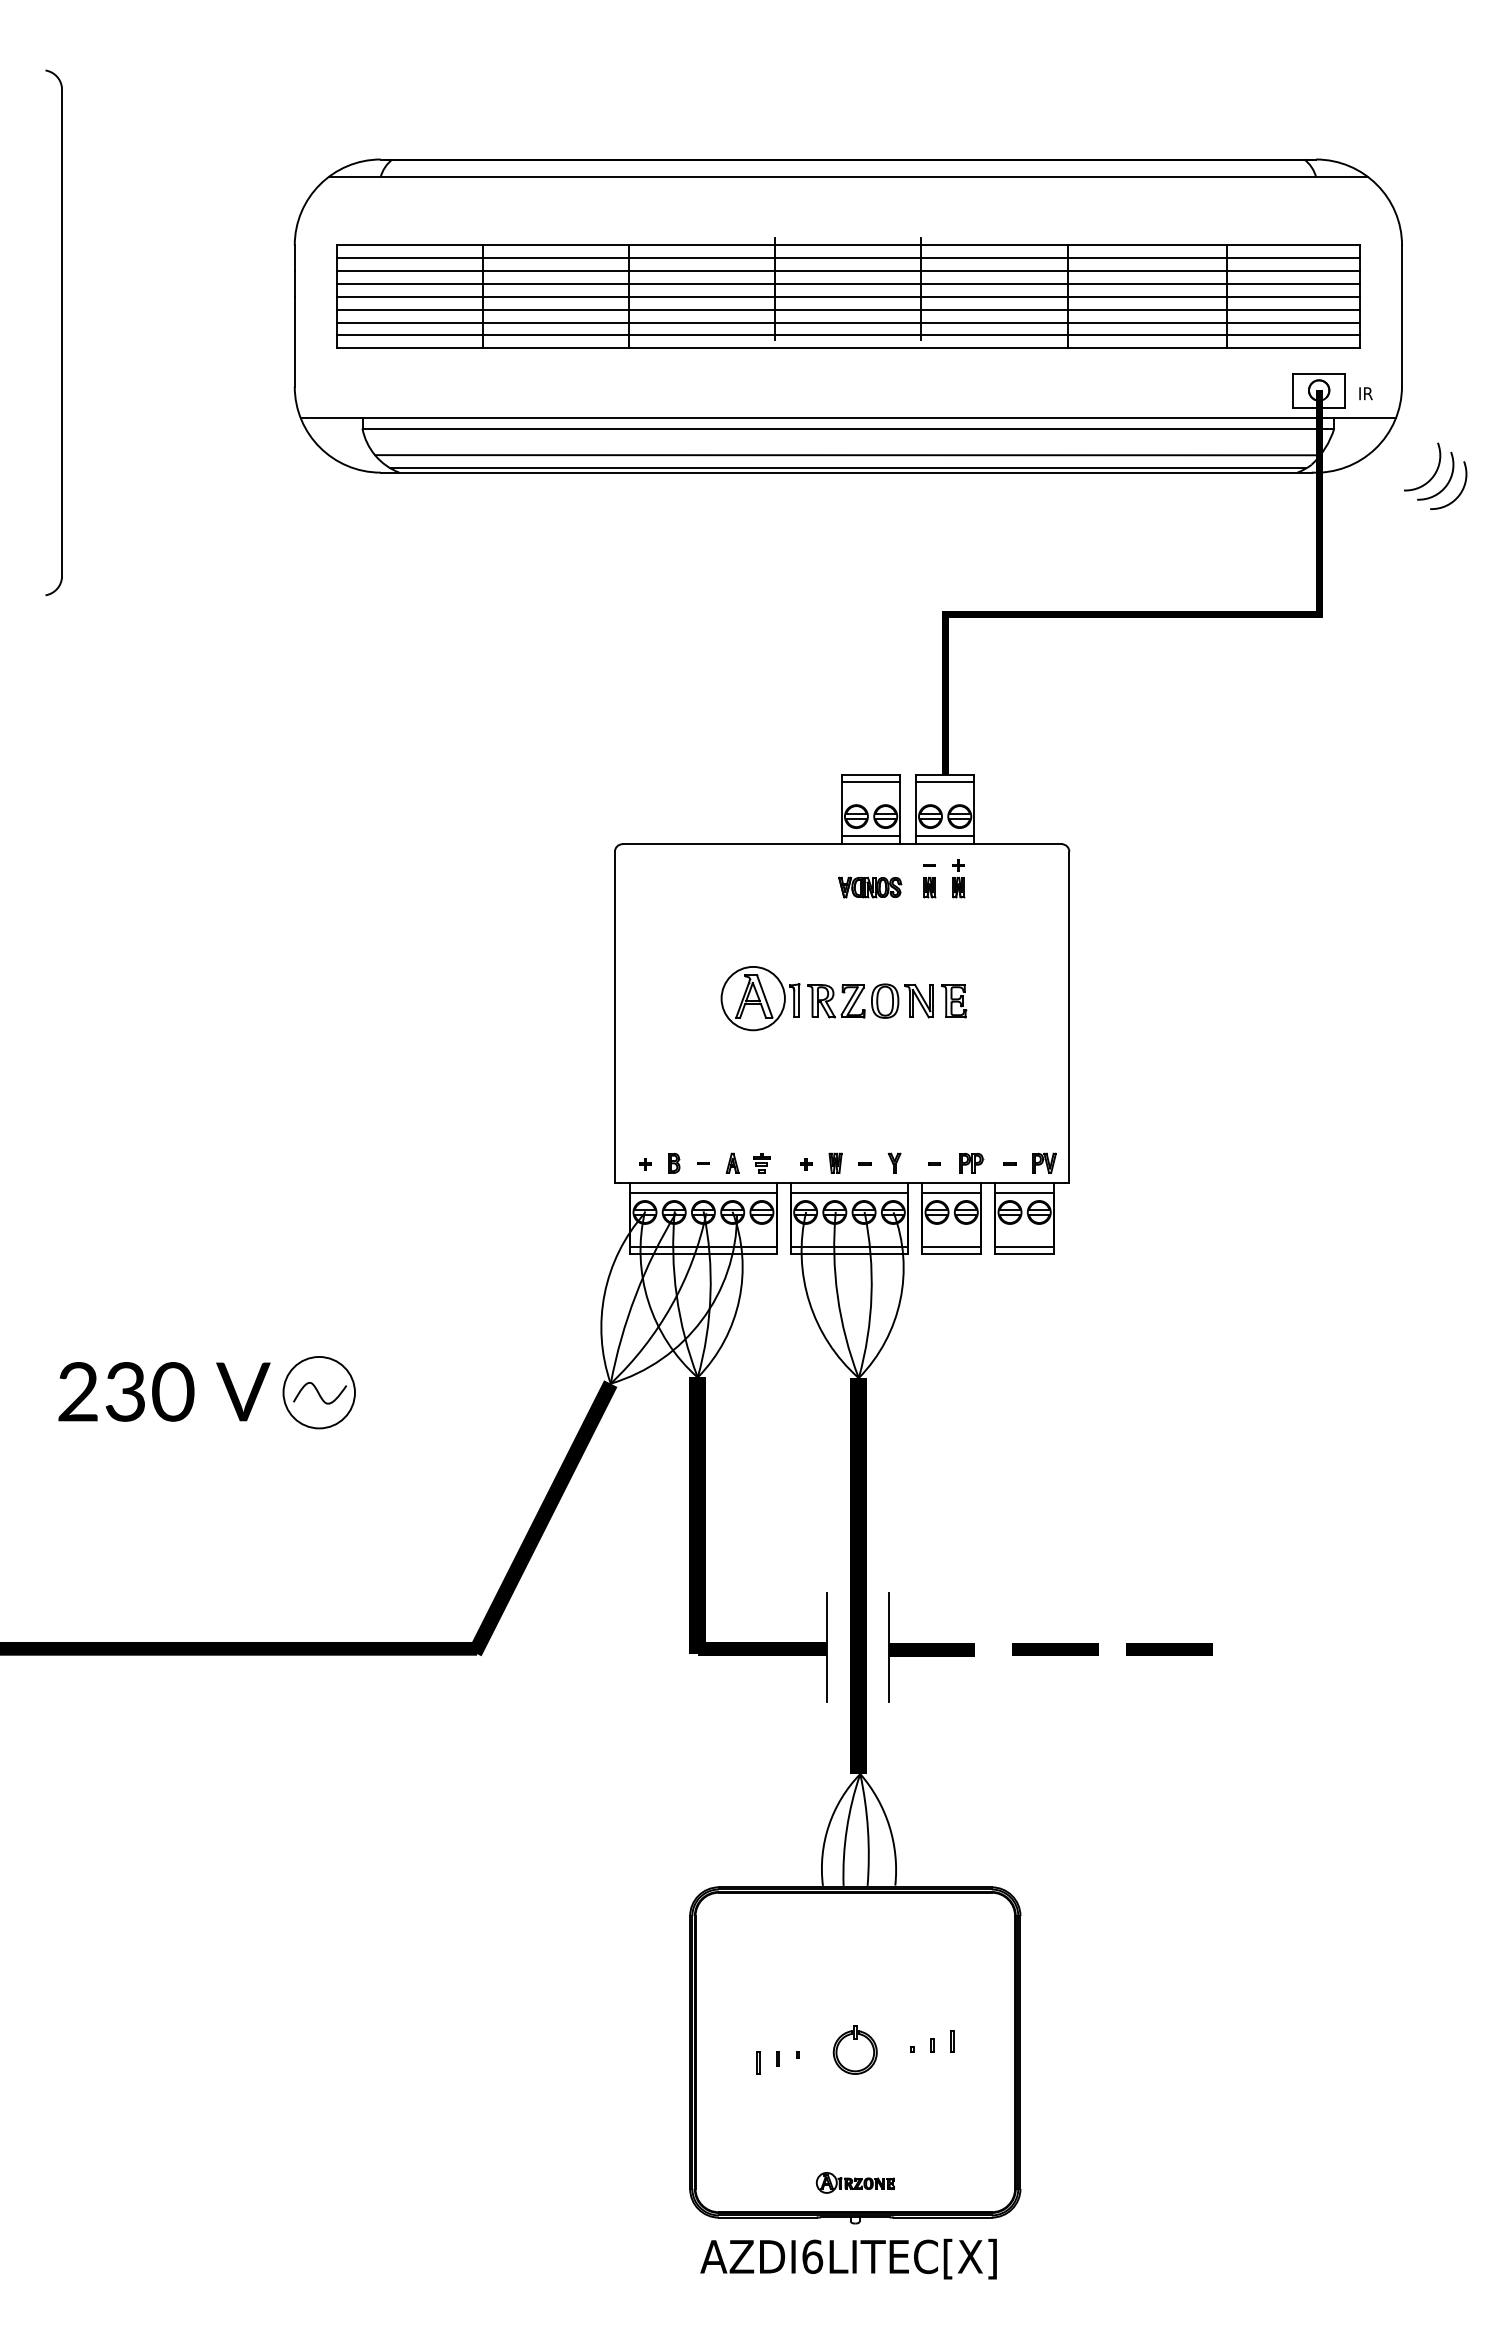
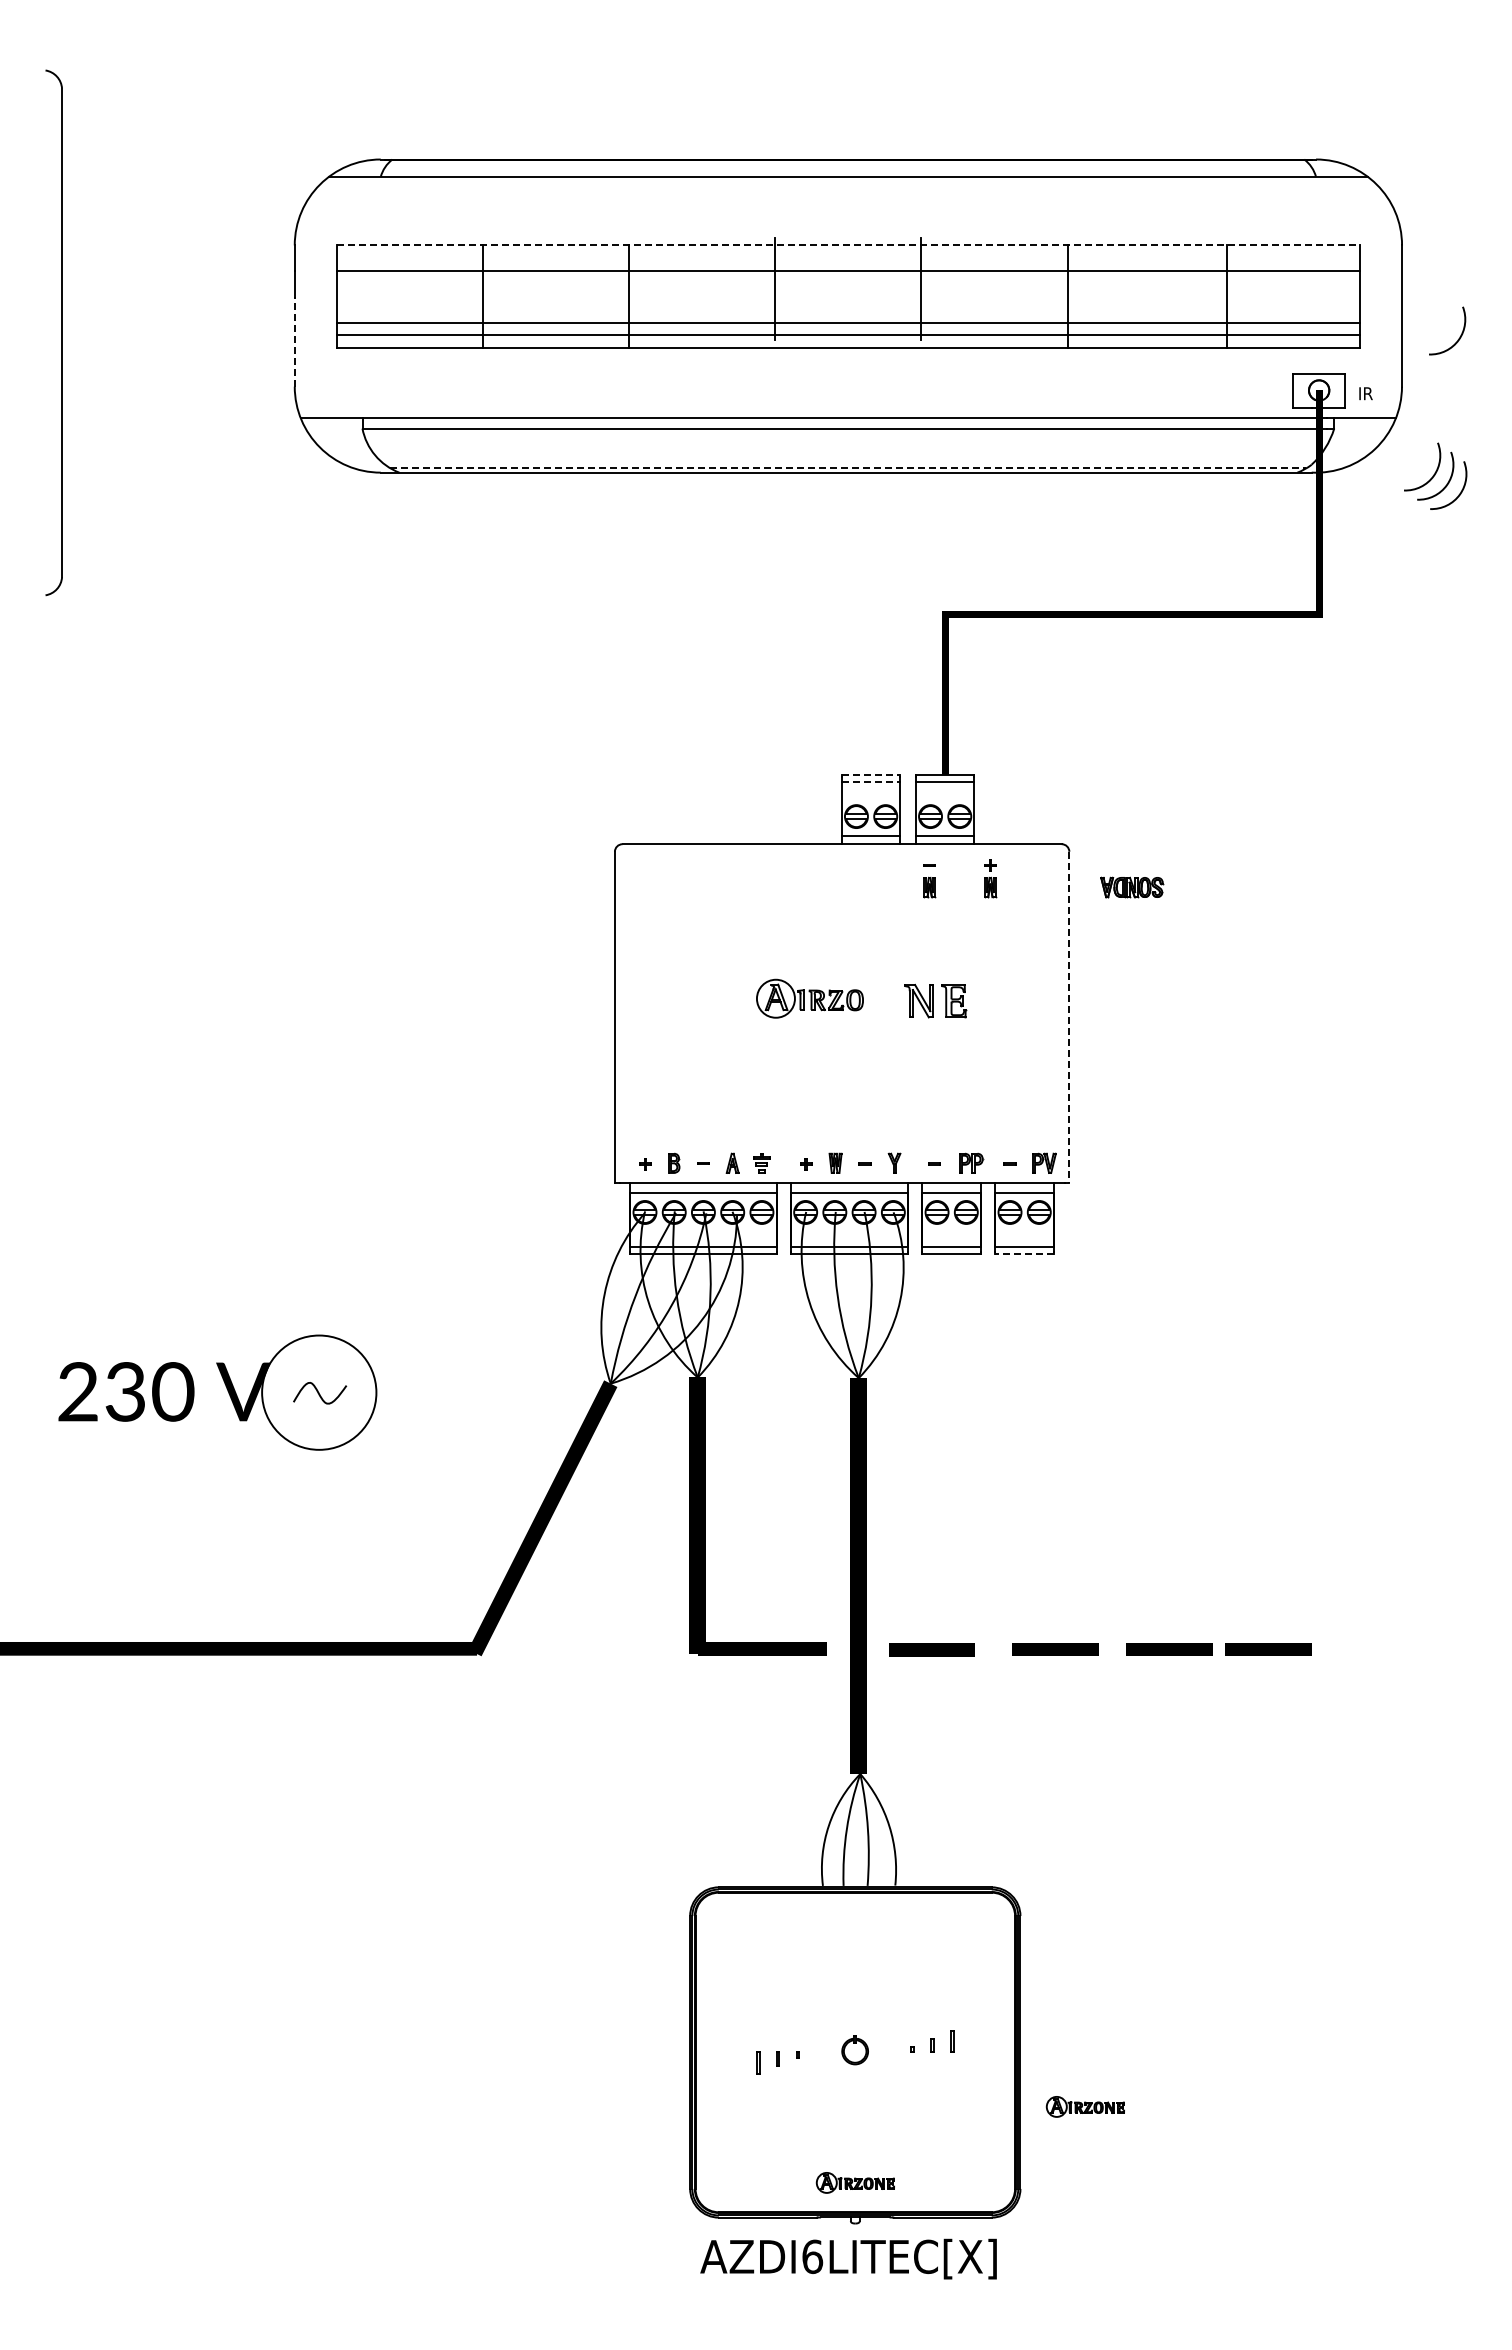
line: solid -> dashed (848, 245)
line: present -> none (847, 258)
line: present -> none (847, 283)
line: present -> none (847, 296)
line: present -> none (847, 309)
arc: none -> present (1459, 336)
line: solid -> dashed (294, 341)
line: present -> none (847, 455)
line: solid -> dashed (848, 468)
line: solid -> dashed (871, 775)
line: solid -> dashed (871, 782)
part position: (958, 878) -> (990, 878) (990, 878)
part position: (870, 887) -> (1132, 887) (1132, 887)
part size: 180x66 px -> 108x41 px (809, 998)
line: solid -> dashed (1069, 1017)
line: solid -> dashed (1024, 1253)
circle diameter: 71 px -> 114 px (319, 1392)
line: present -> none (826, 1647)
line: present -> none (889, 1647)
line: none -> present (1268, 1649)
part size: 46x50 px -> 28x31 px (854, 2050)
part: none -> present (1084, 2106)
